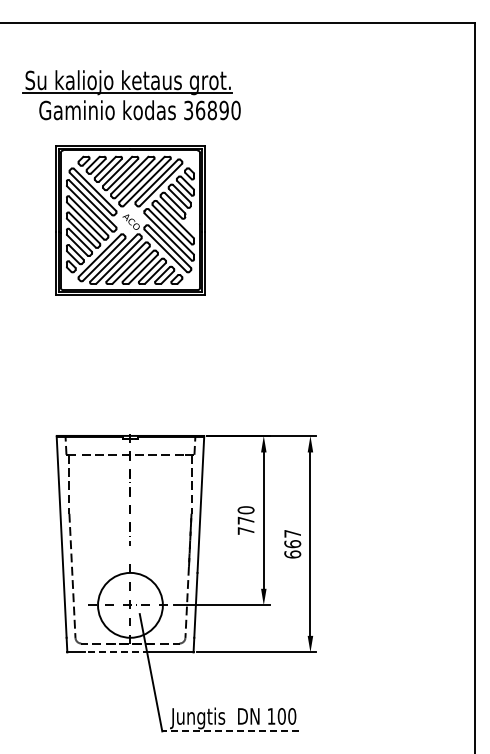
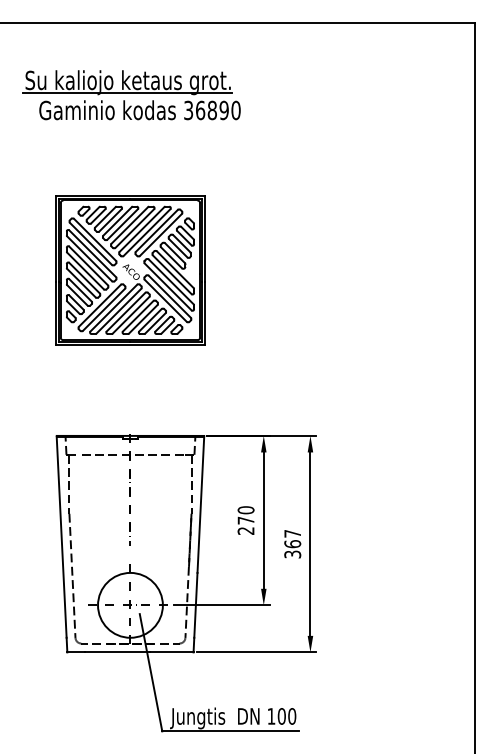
part position: (130, 220) -> (130, 270) (130, 270)
text: 770 -> 270 (245, 530)
text: 667 -> 367 (292, 554)
line: dashed -> solid (116, 652)
line: dashed -> solid (230, 731)
